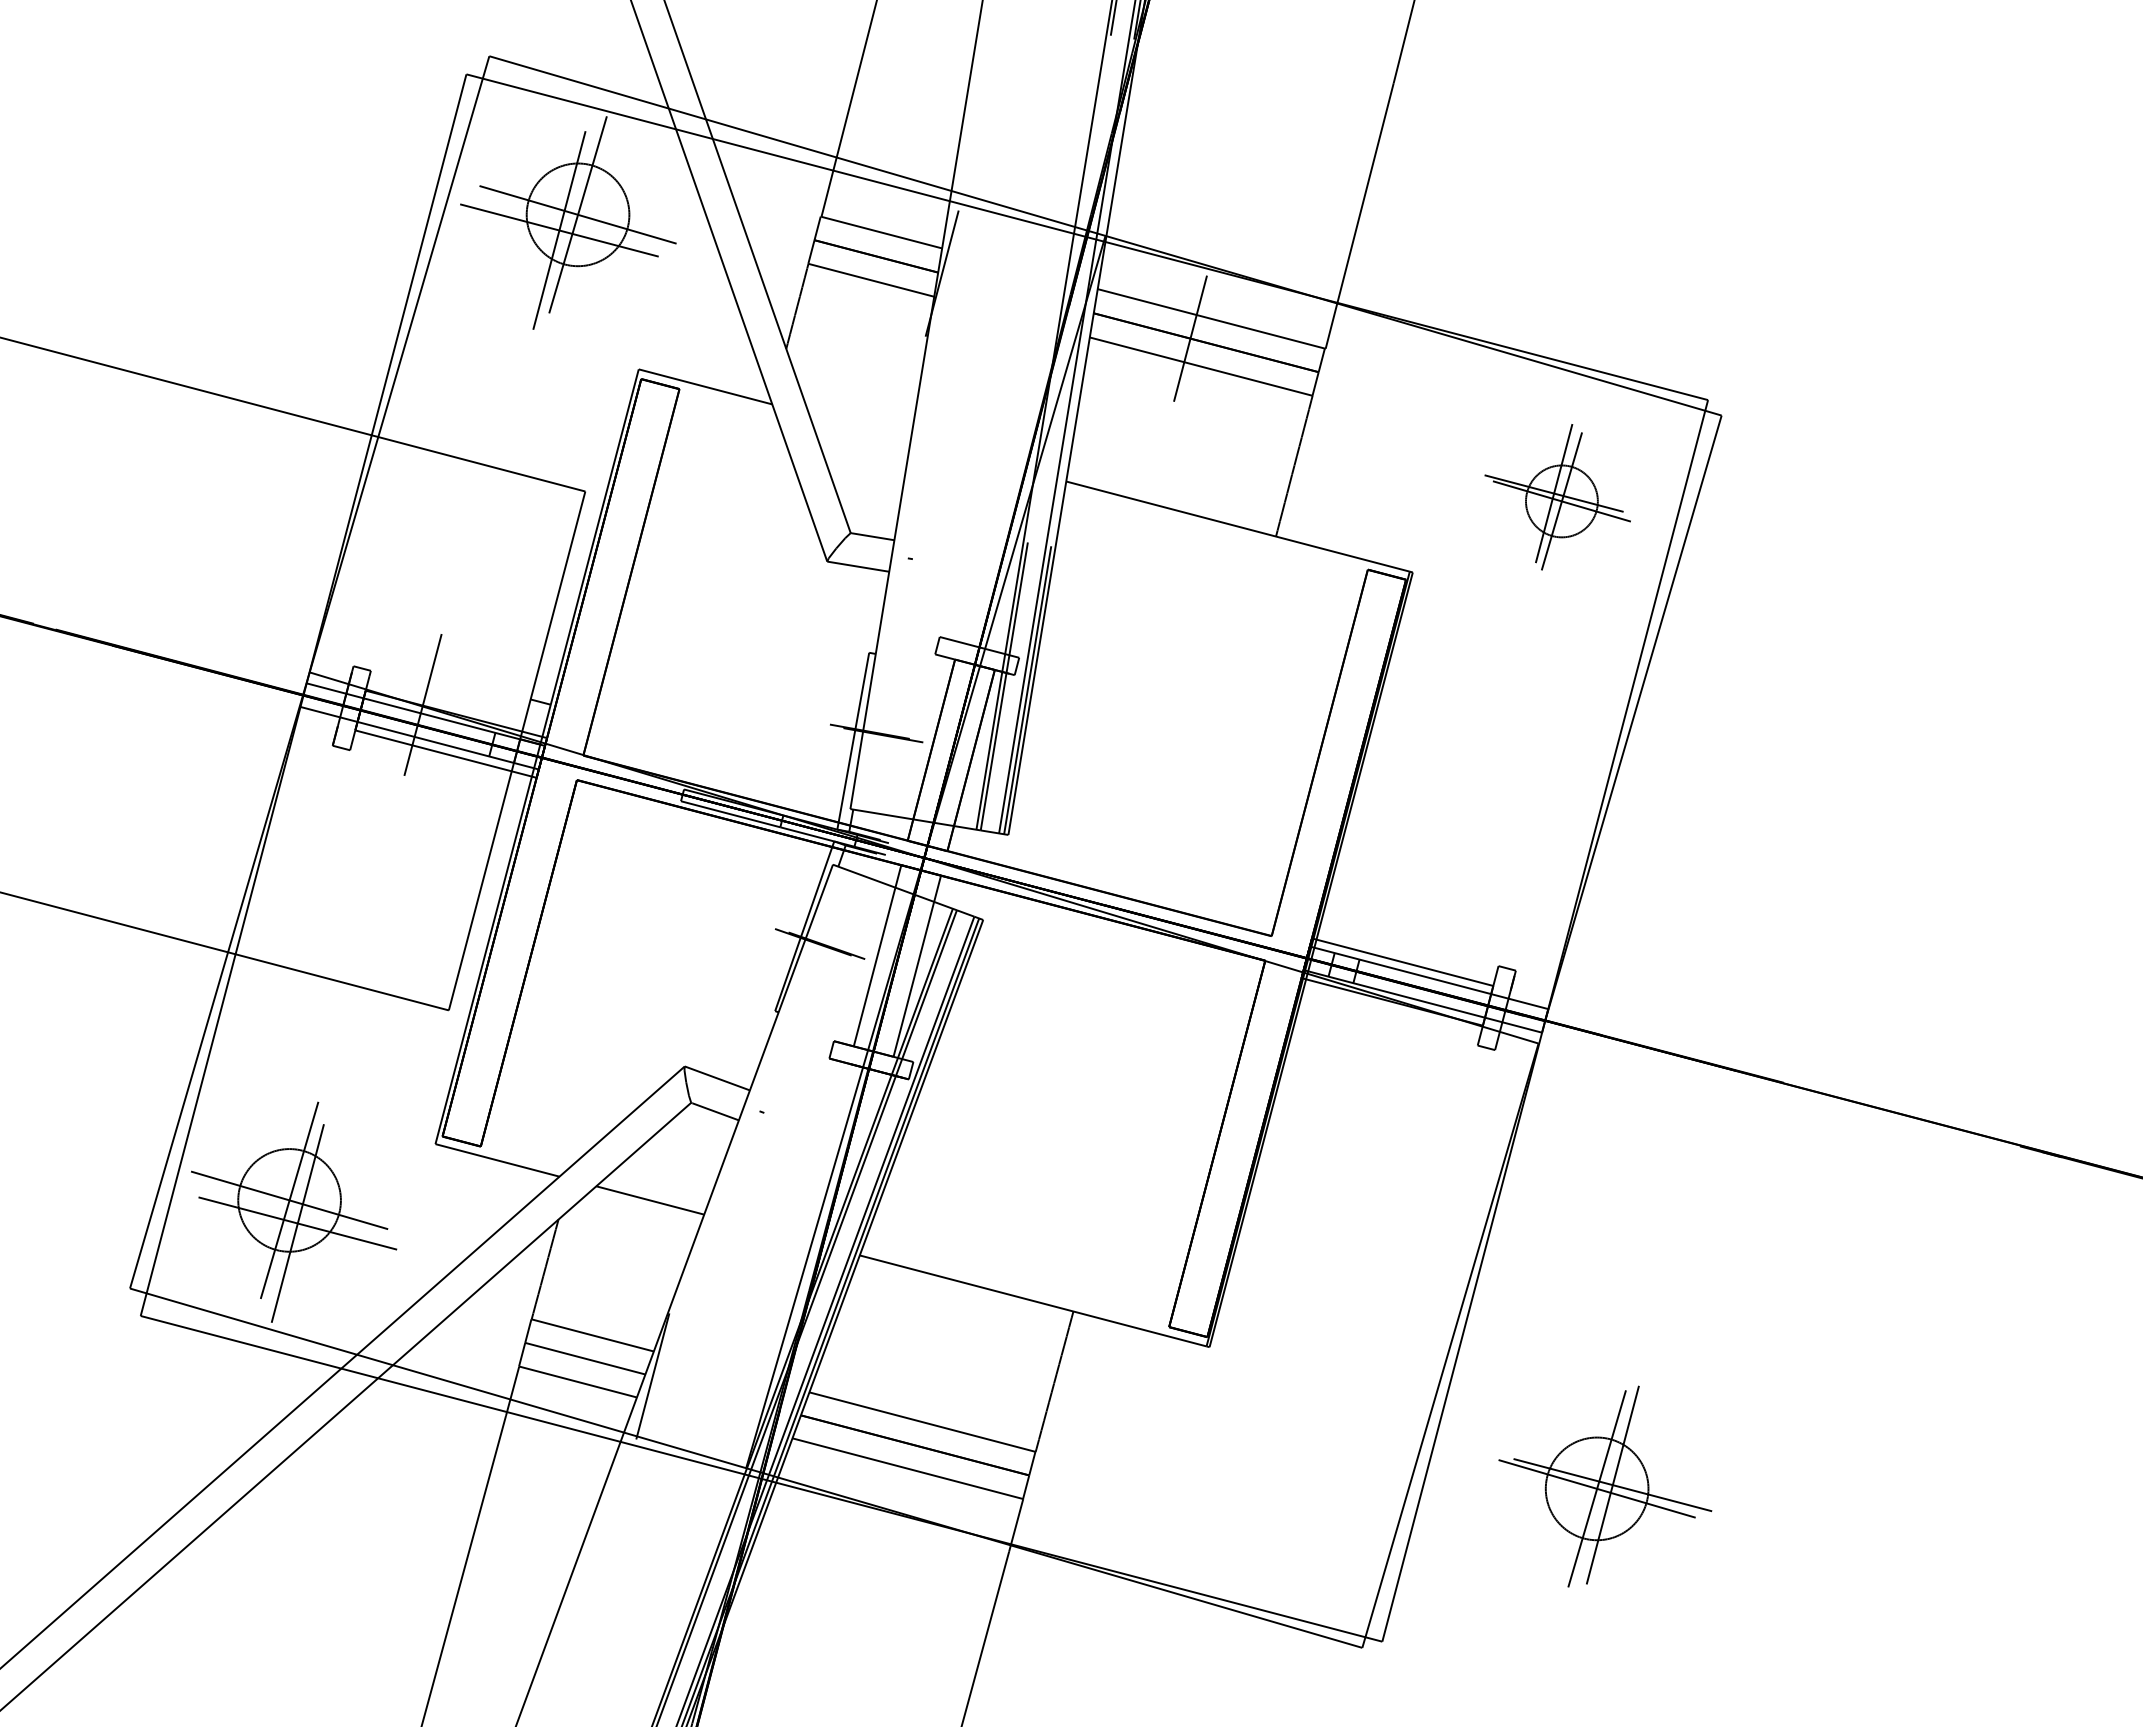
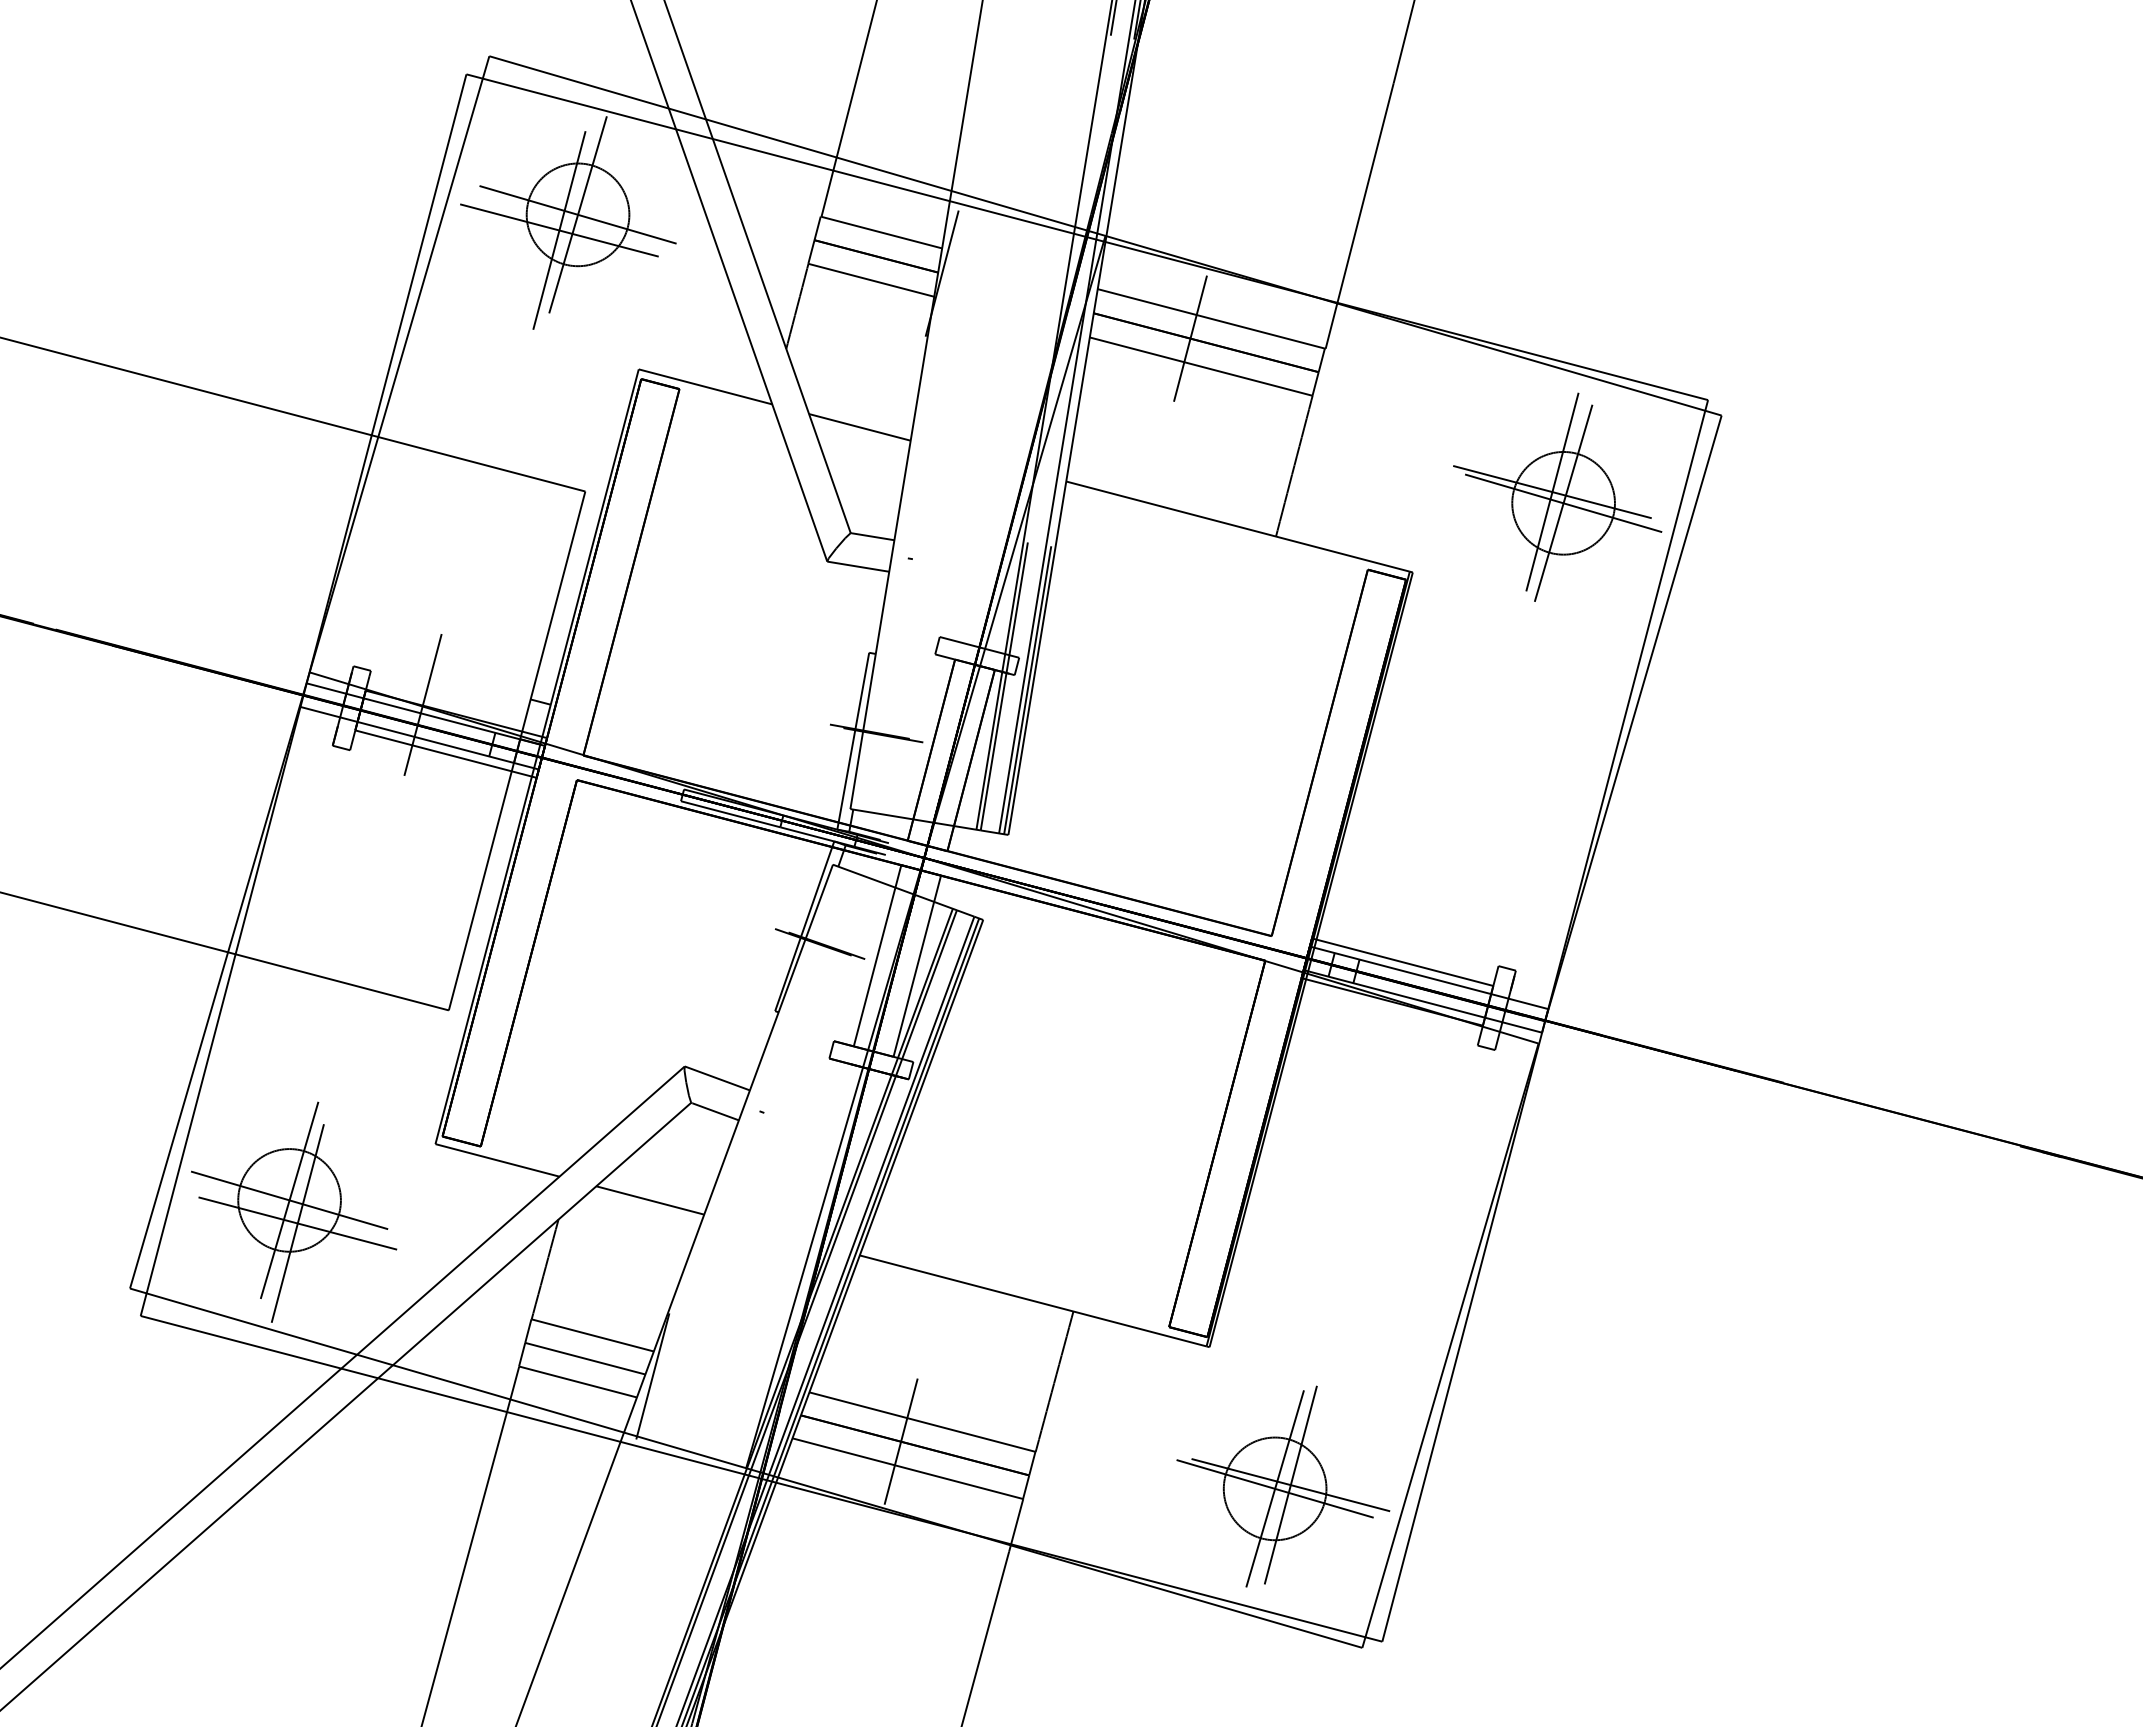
line: none -> present (859, 427)
part size: 147x147 px -> 210x210 px (1557, 496)
line: none -> present (900, 1441)
part position: (1605, 1486) -> (1283, 1486) (1283, 1486)
